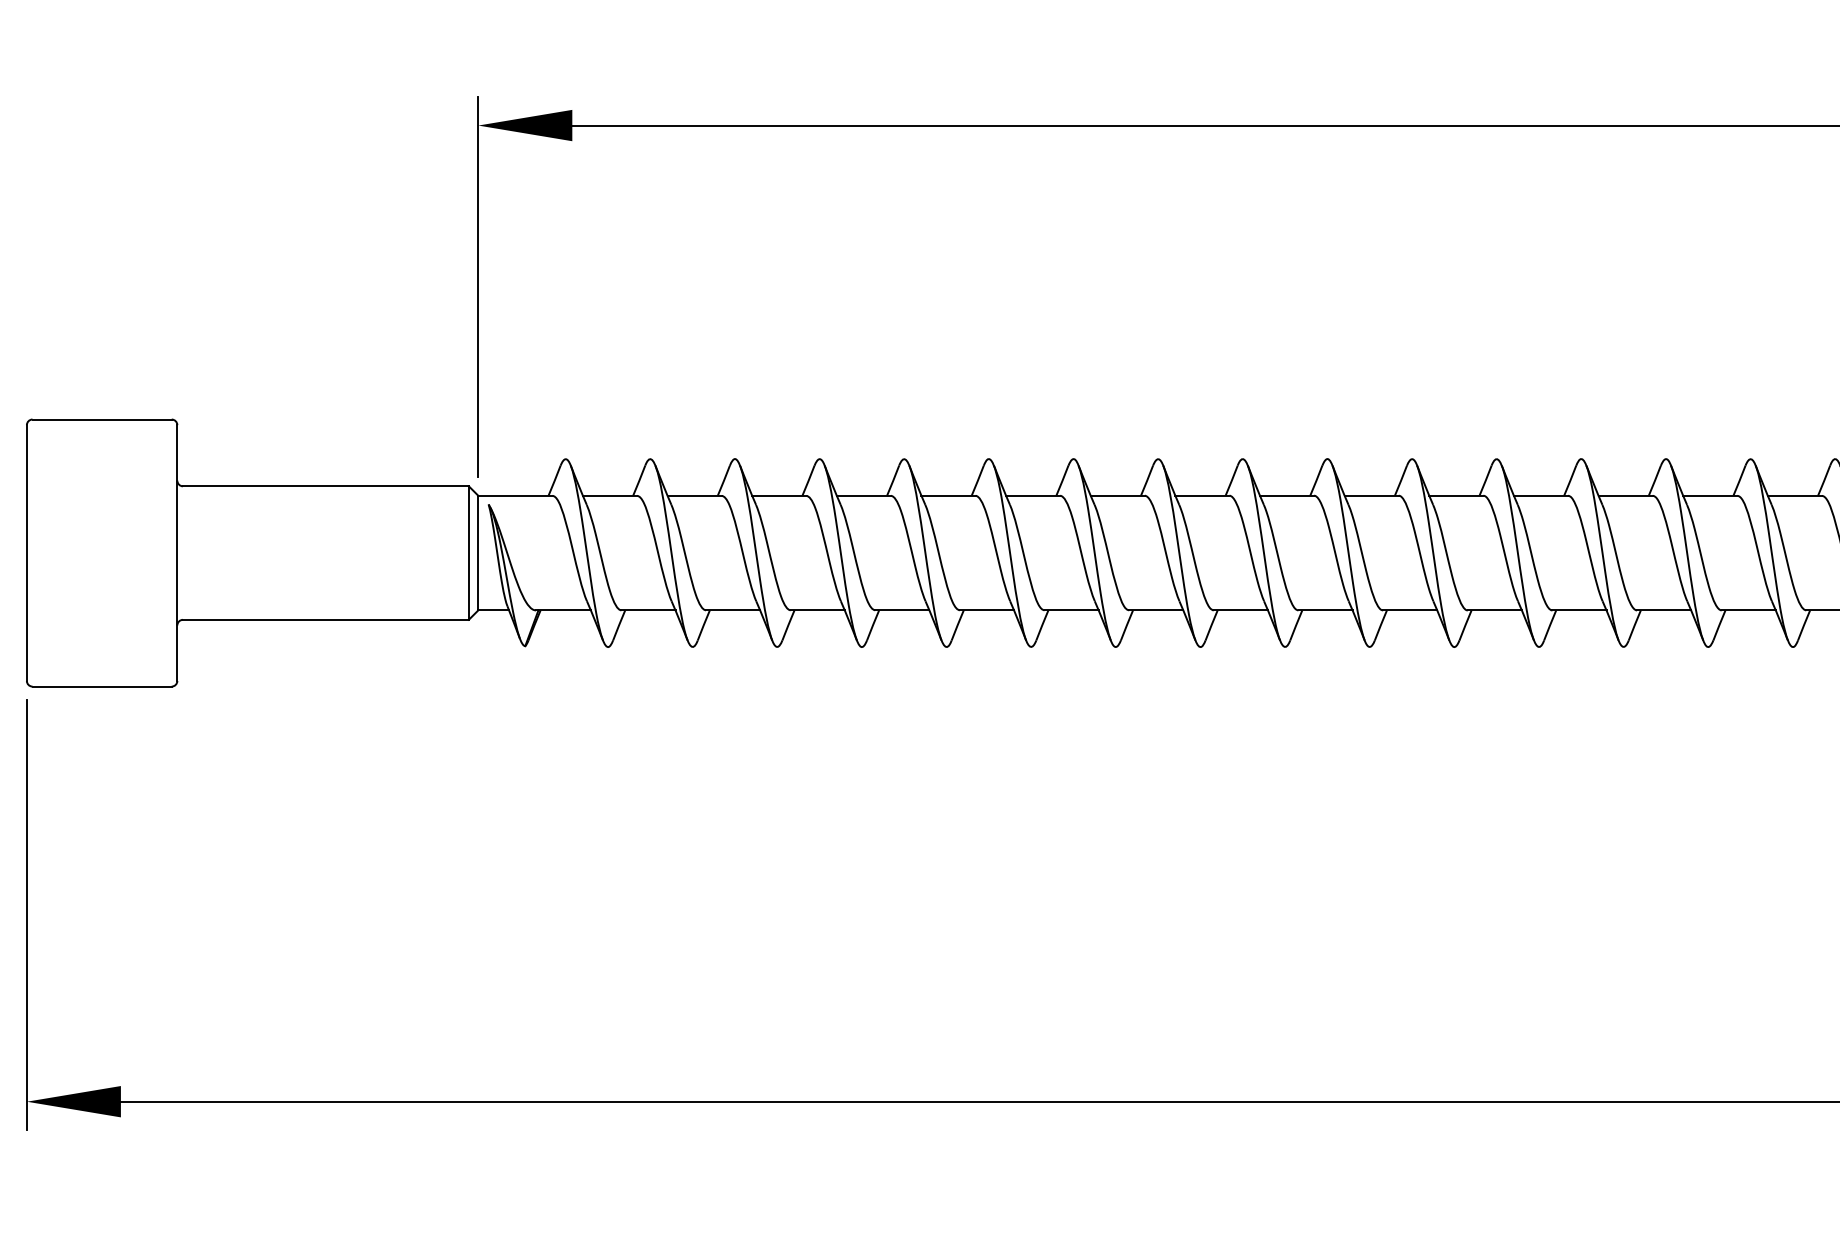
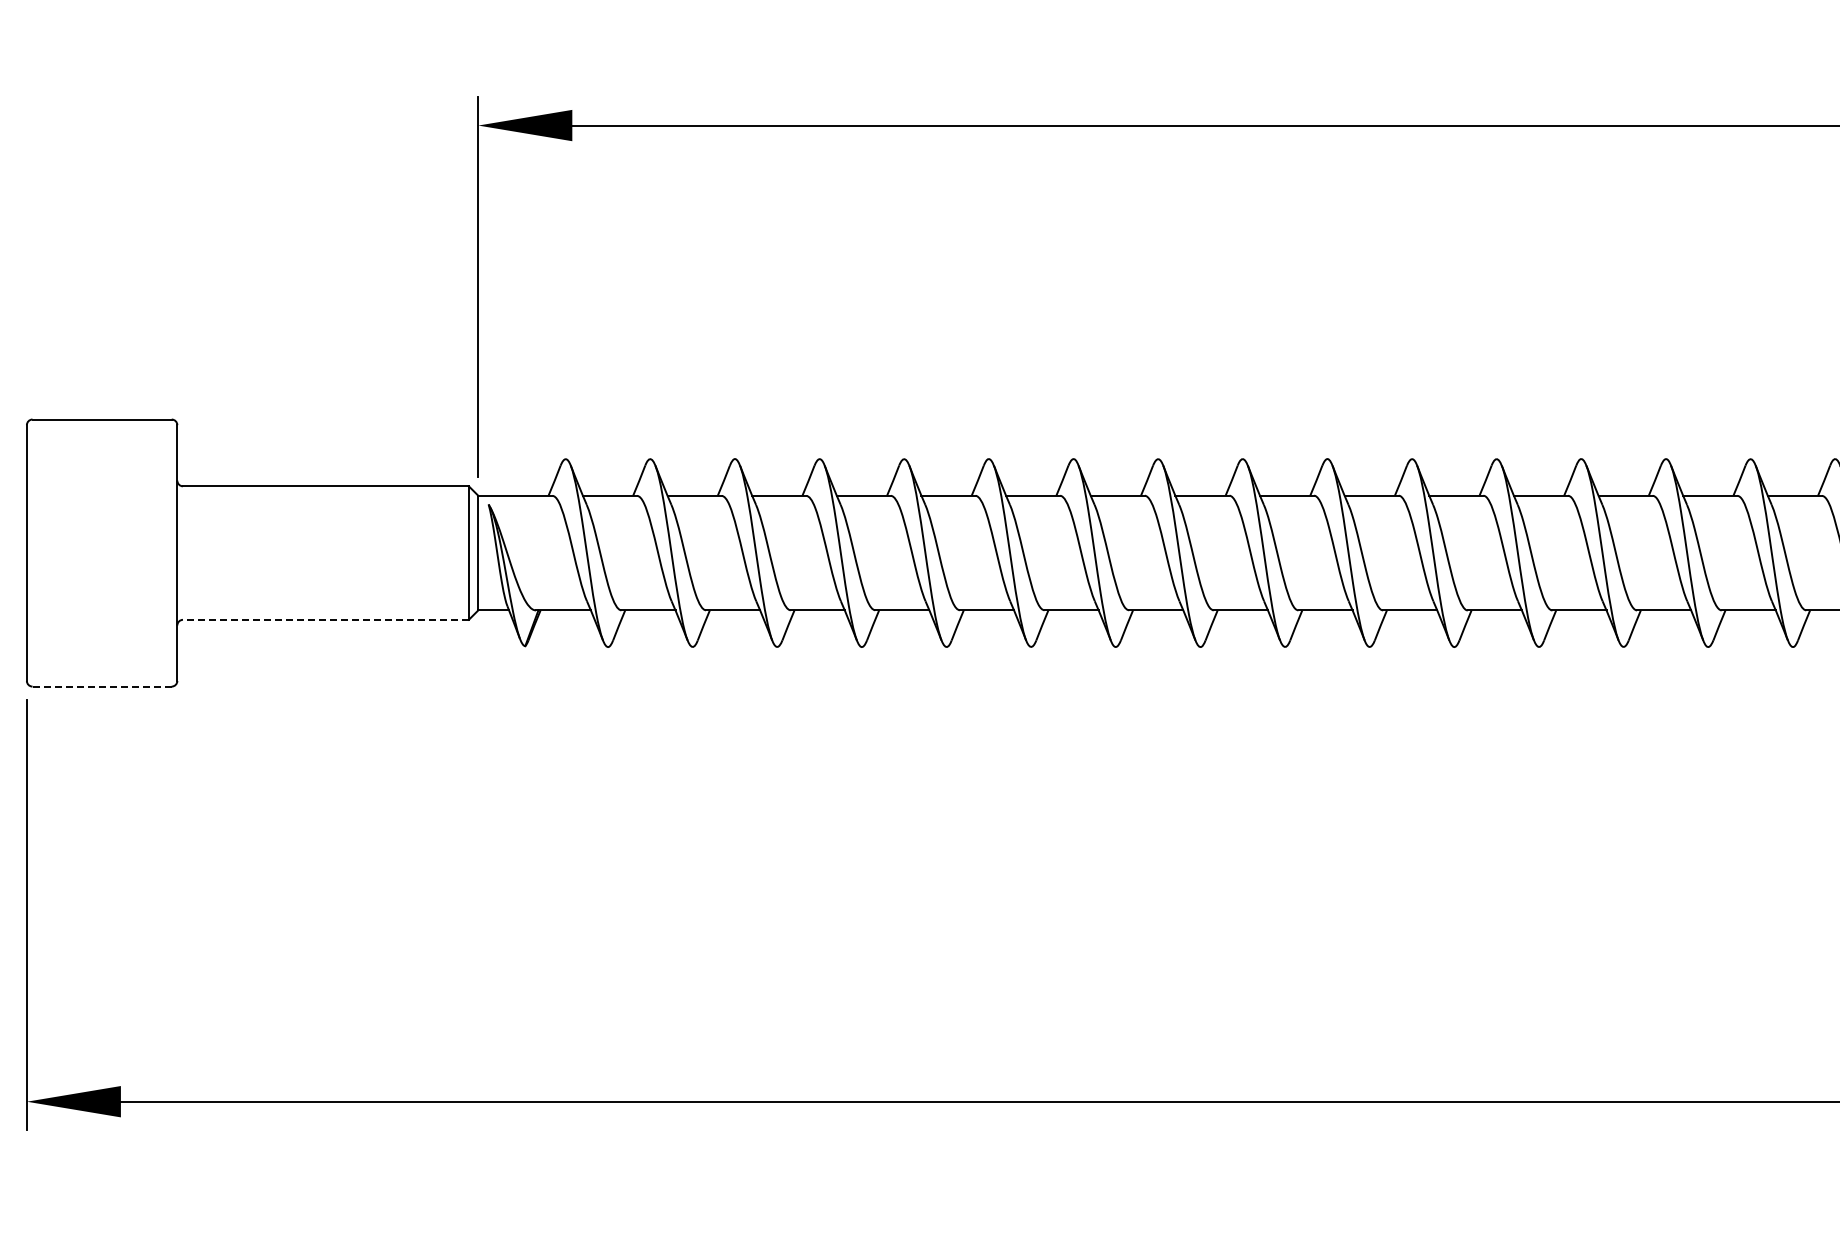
line: solid -> dashed (325, 619)
line: solid -> dashed (102, 686)
